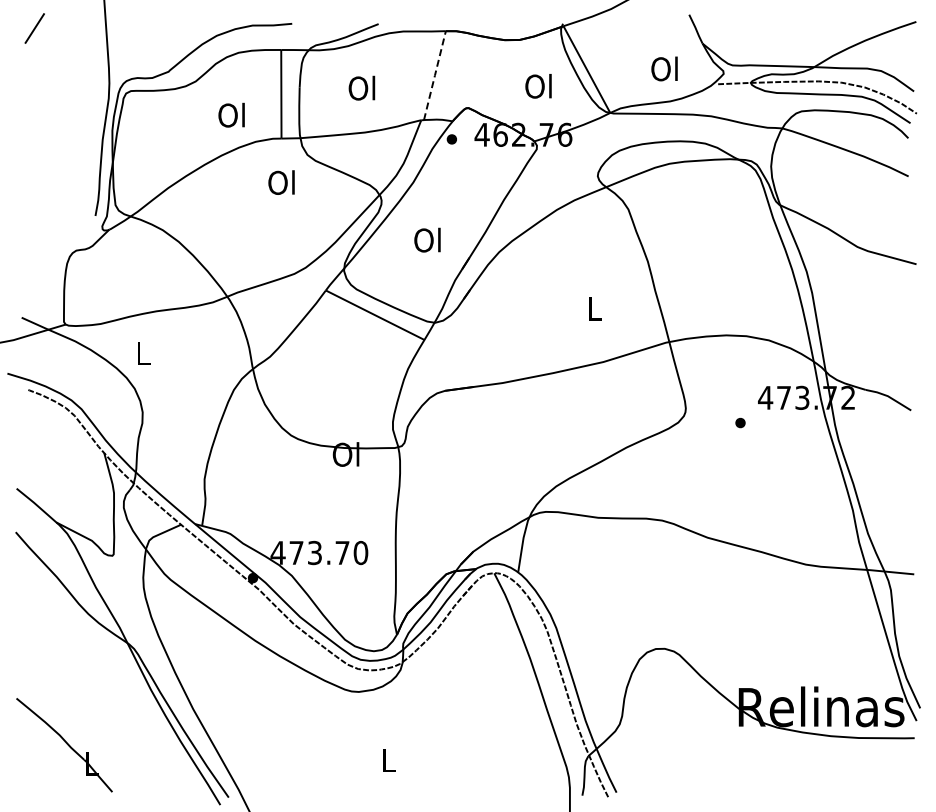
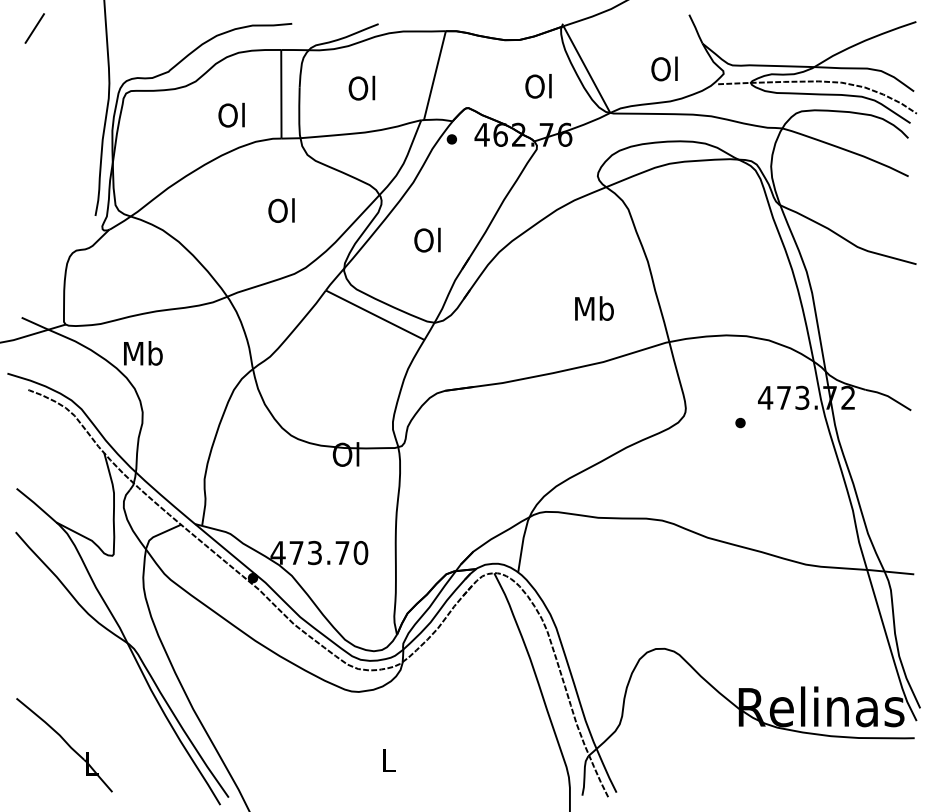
line: dashed -> solid (434, 75)
text position: (281, 182) -> (281, 210) (281, 210)
text: L -> Mb (594, 308)
text: L -> Mb (143, 353)
